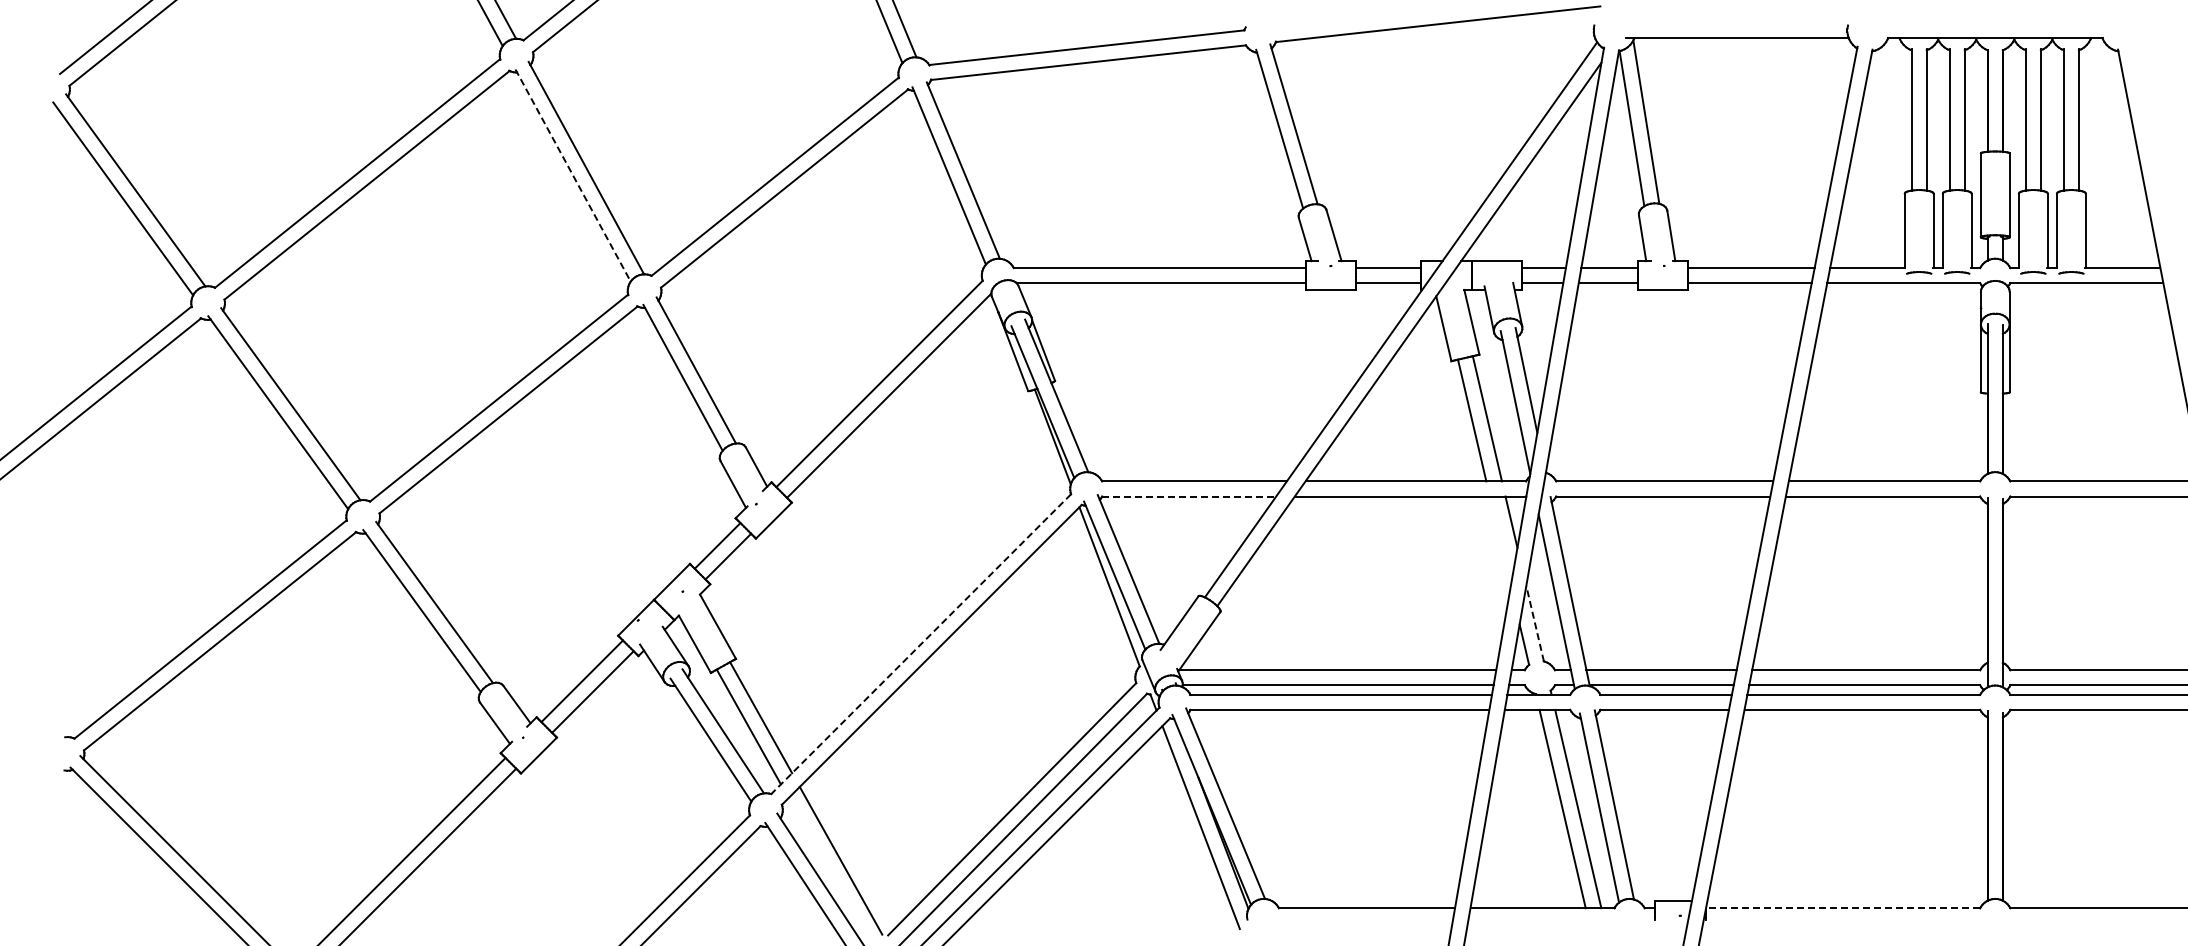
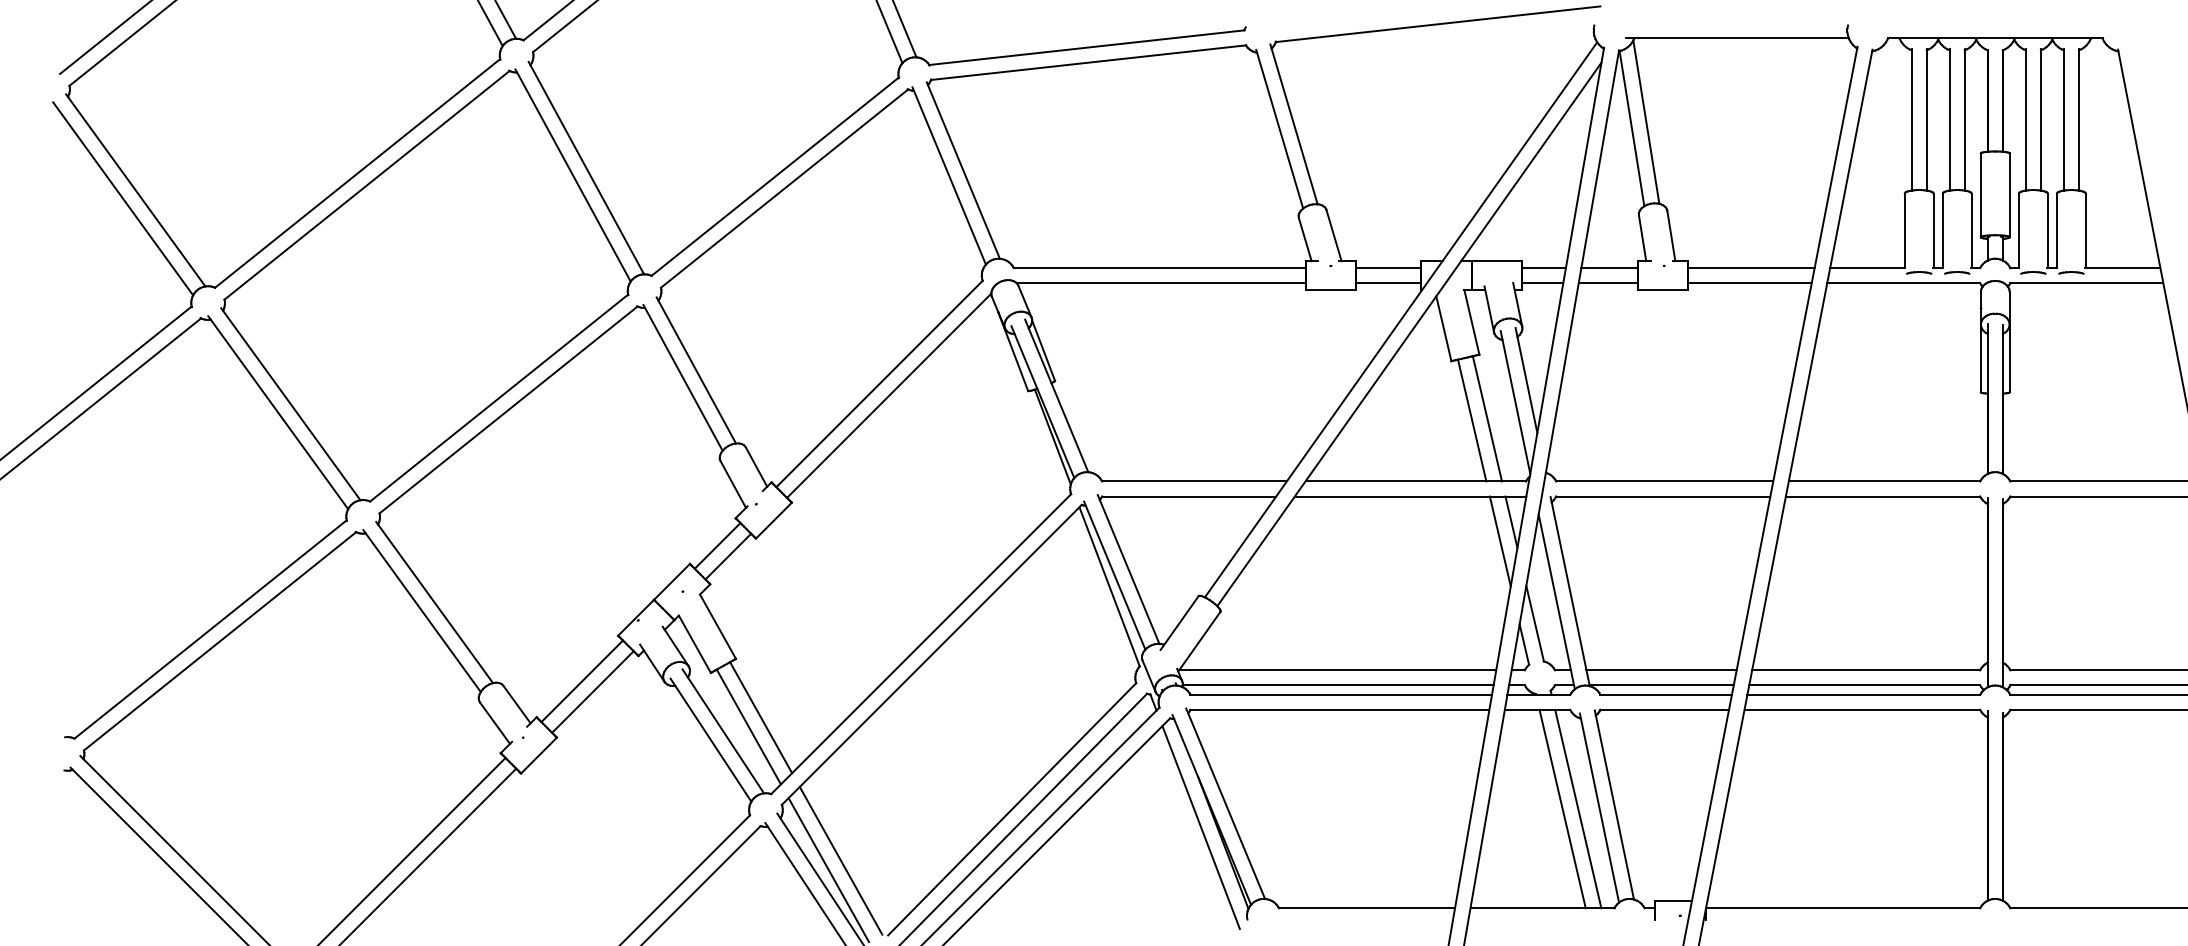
line: dashed -> solid (573, 175)
line: dashed -> solid (1189, 496)
line: none -> present (1499, 541)
line: dashed -> solid (1535, 623)
line: dashed -> solid (920, 644)
line: none -> present (828, 870)
line: dashed -> solid (1842, 908)
